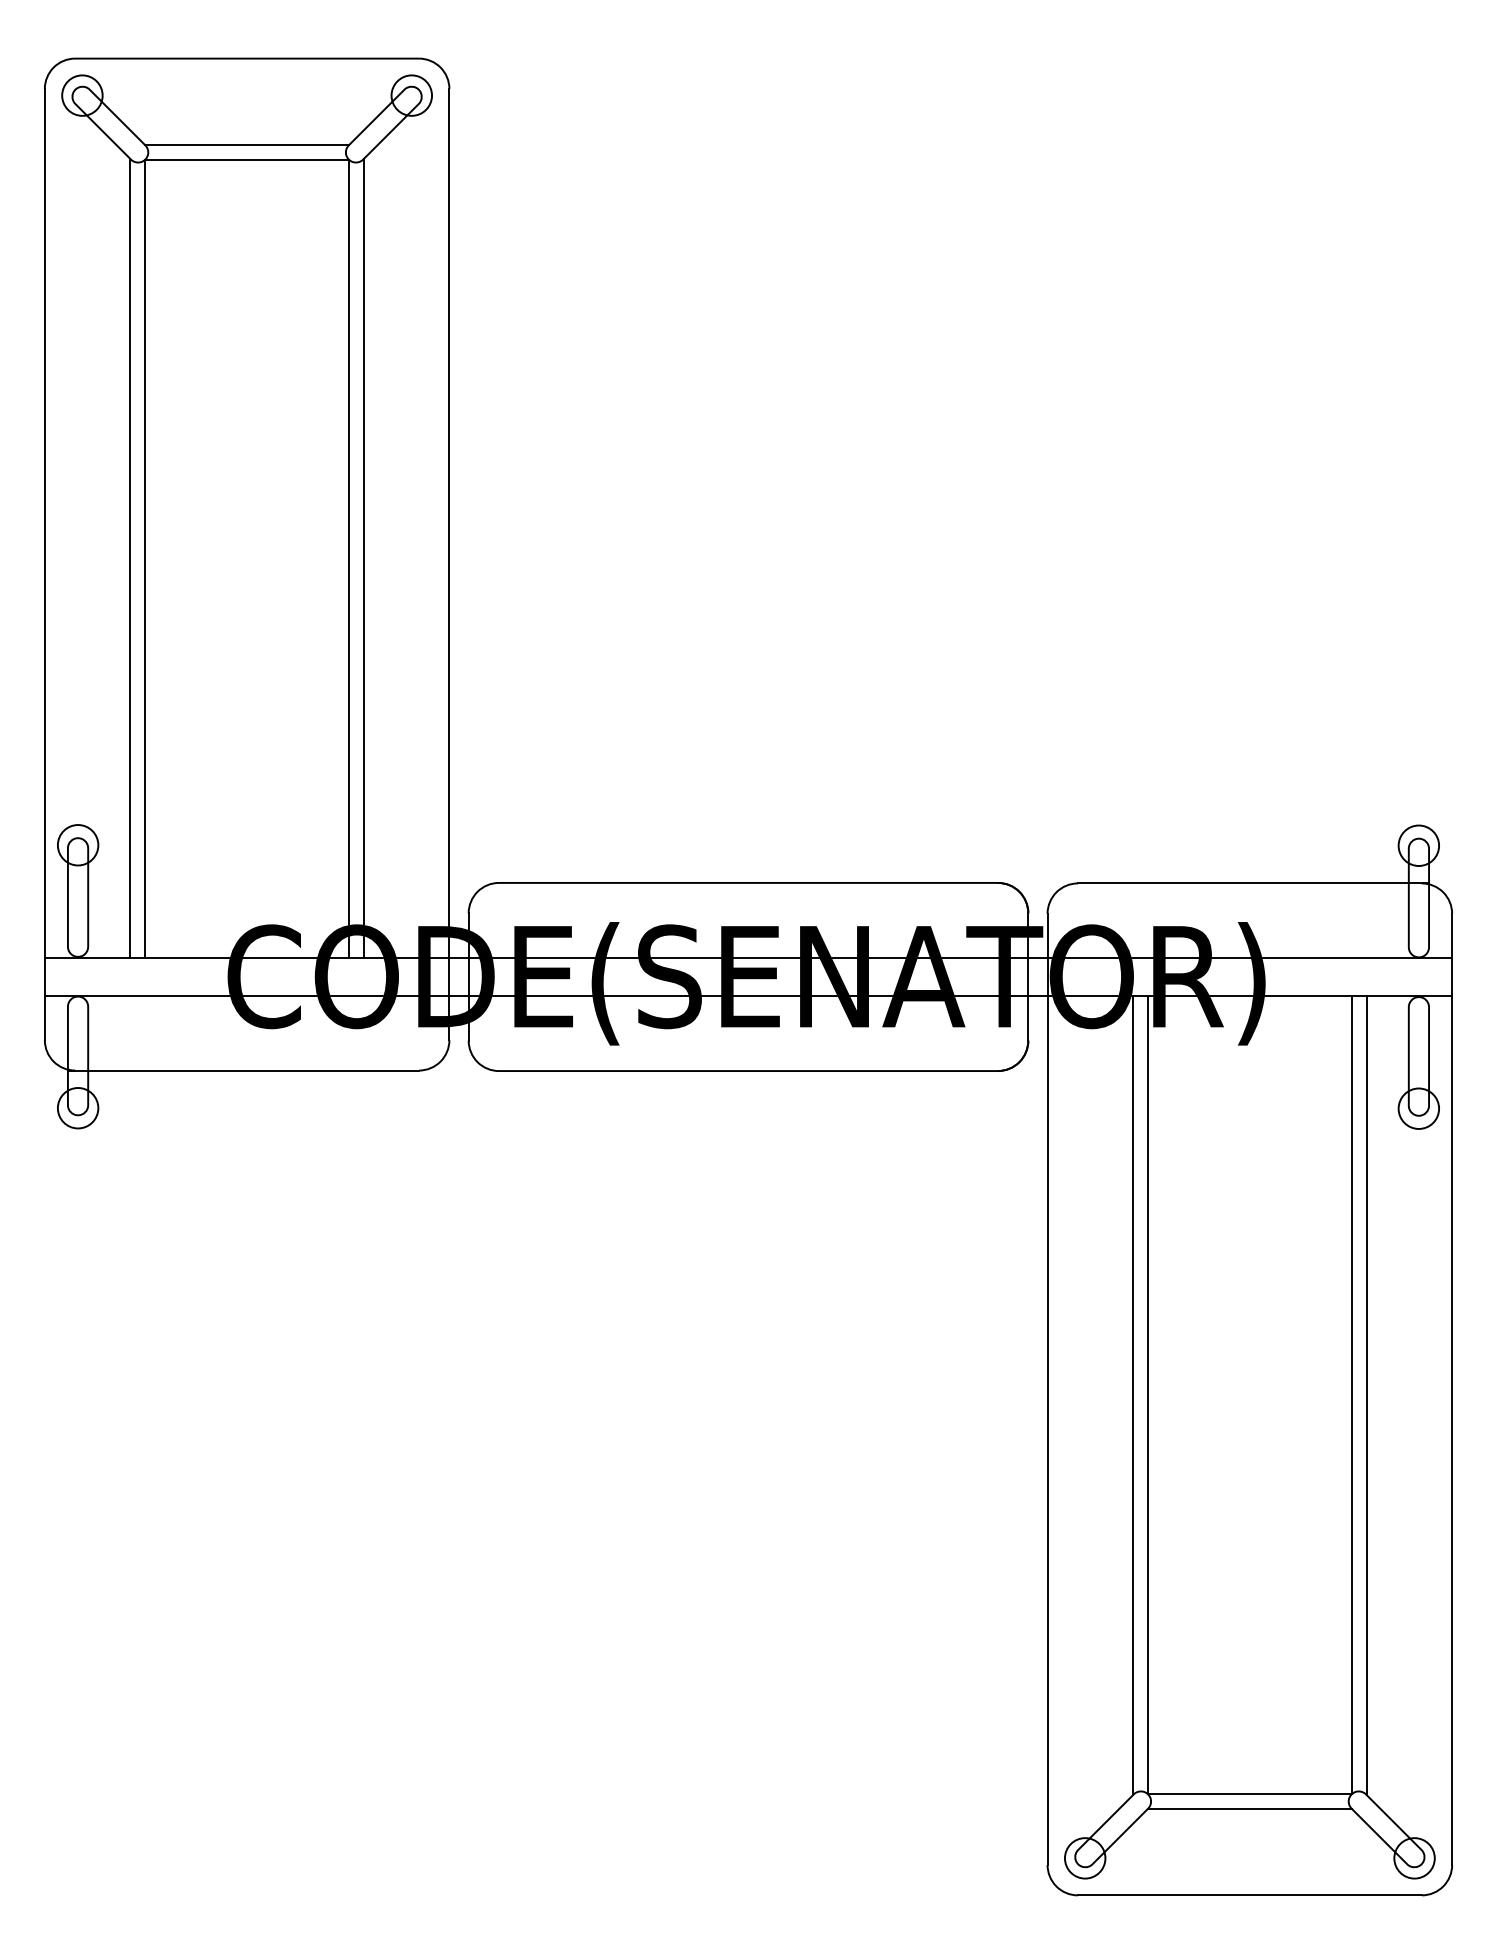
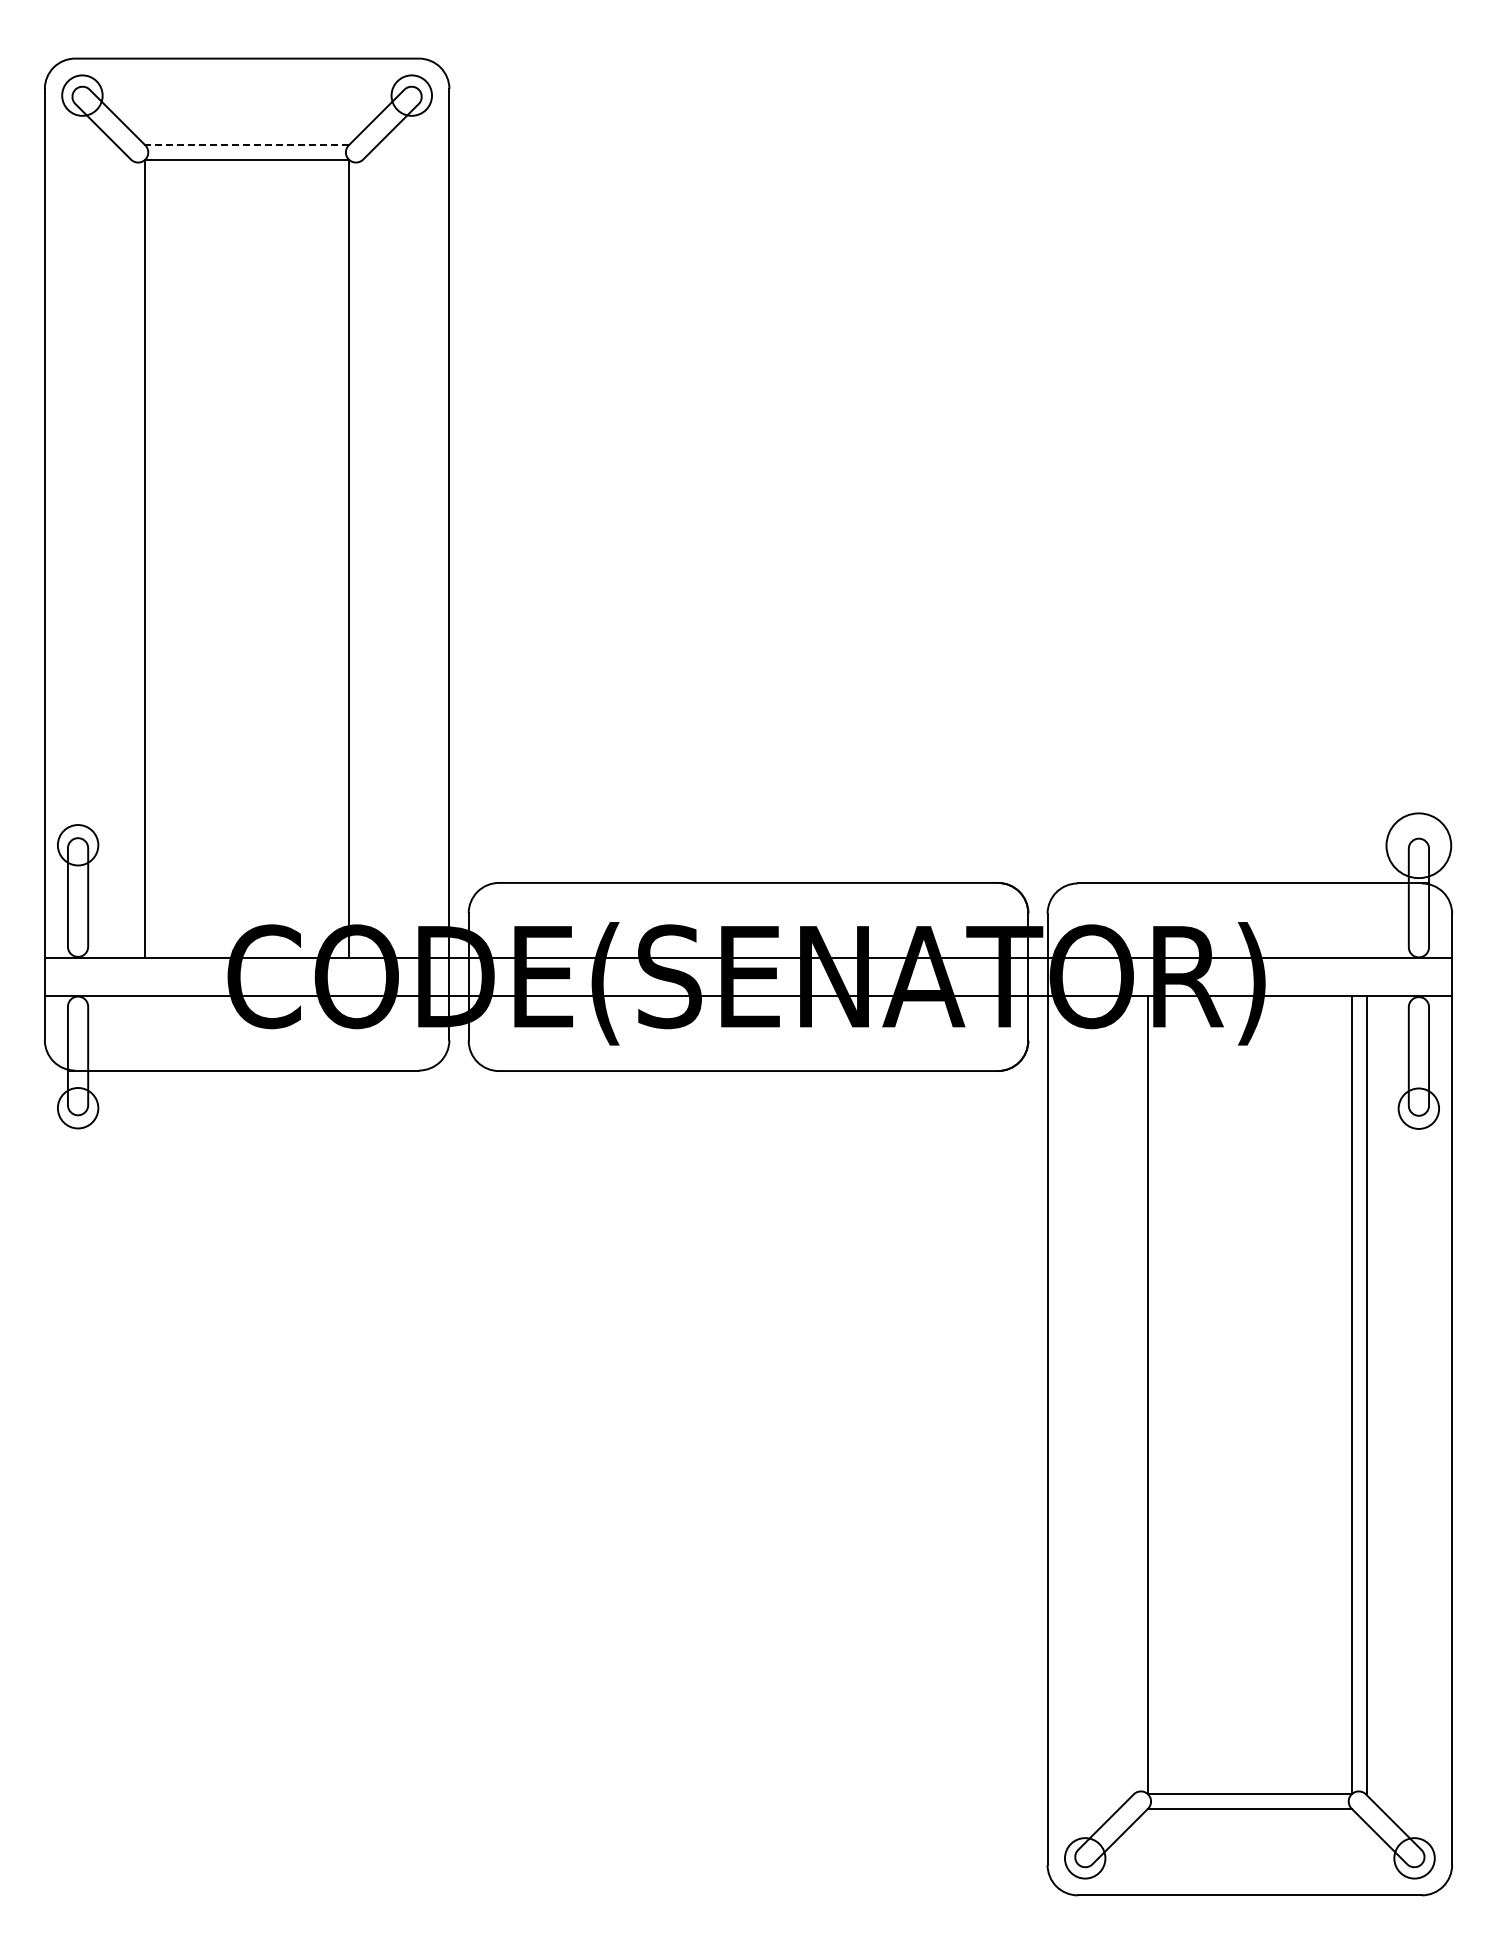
line: solid -> dashed (247, 145)
line: present -> none (130, 557)
line: present -> none (364, 557)
circle diameter: 40 px -> 65 px (1418, 845)
line: present -> none (1132, 1395)
